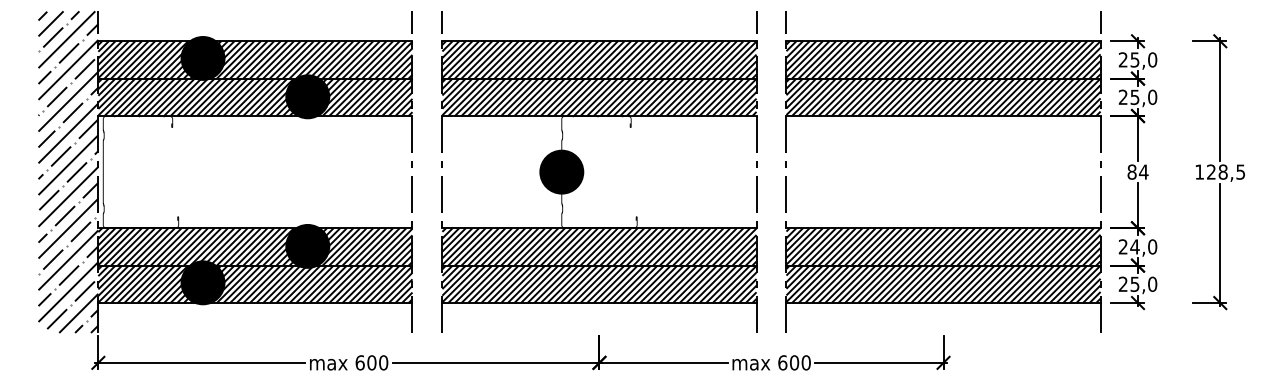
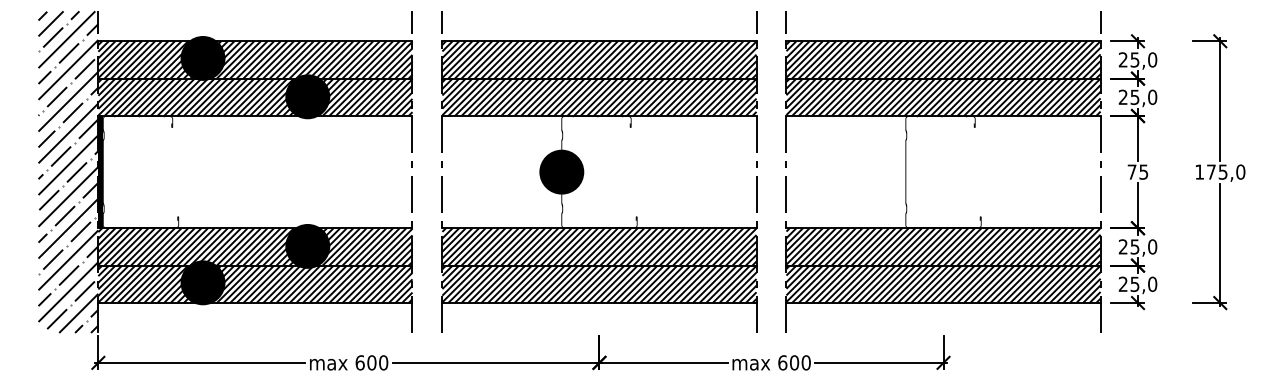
text: 84 -> 75 (1137, 171)
text: 128,5 -> 175,0 (1226, 171)
fill: none -> present (100, 172)
fill: none -> present (943, 172)
text: 24,0 -> 25,0 (1134, 246)
